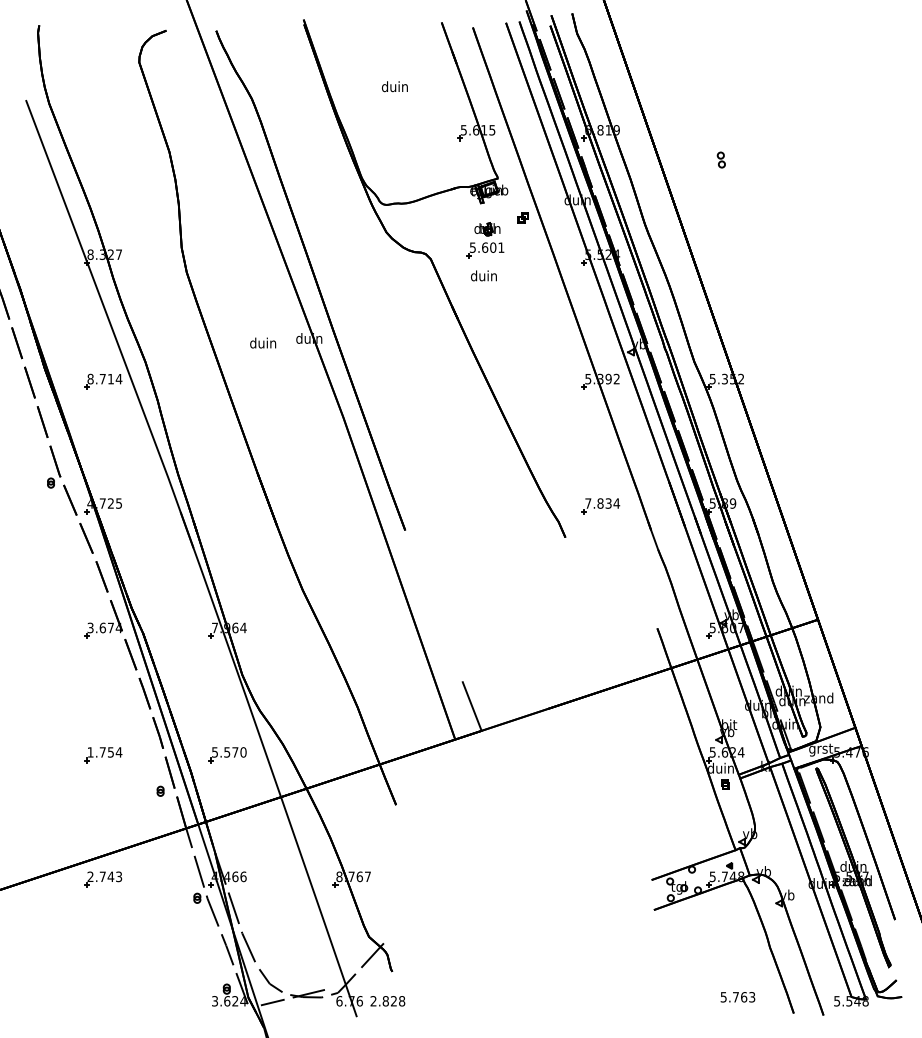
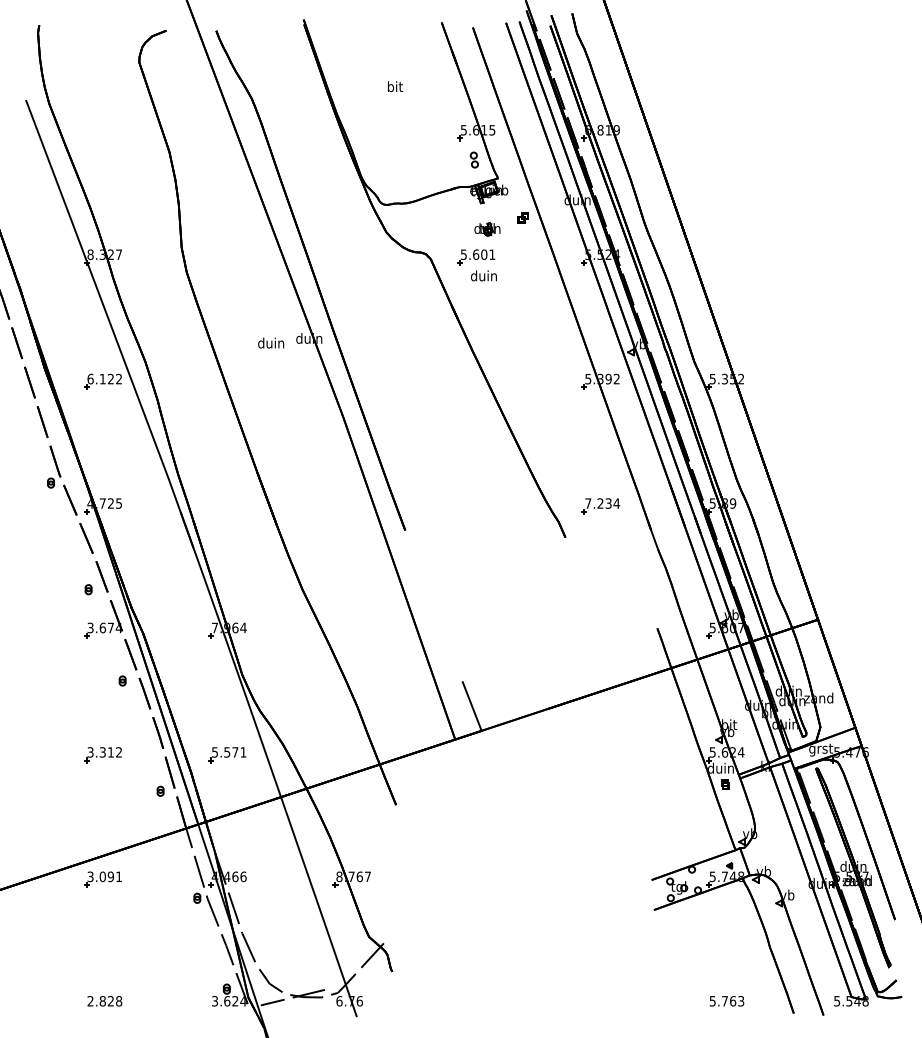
text: duin -> bit (394, 86)
part position: (720, 159) -> (473, 159) (473, 159)
part position: (485, 250) -> (476, 257) (476, 257)
text position: (263, 342) -> (271, 342) (271, 342)
text: 8.714 -> 6.122 (104, 378)
text: 7.834 -> 7.234 (600, 503)
part: none -> present (88, 589)
part: none -> present (122, 680)
text: 1.754 -> 3.312 (104, 752)
text: 5.570 -> 5.571 (243, 752)
text: 2.743 -> 3.091 (104, 876)
text position: (737, 997) -> (726, 1001) (726, 1001)
text position: (387, 1001) -> (104, 1001) (104, 1001)
